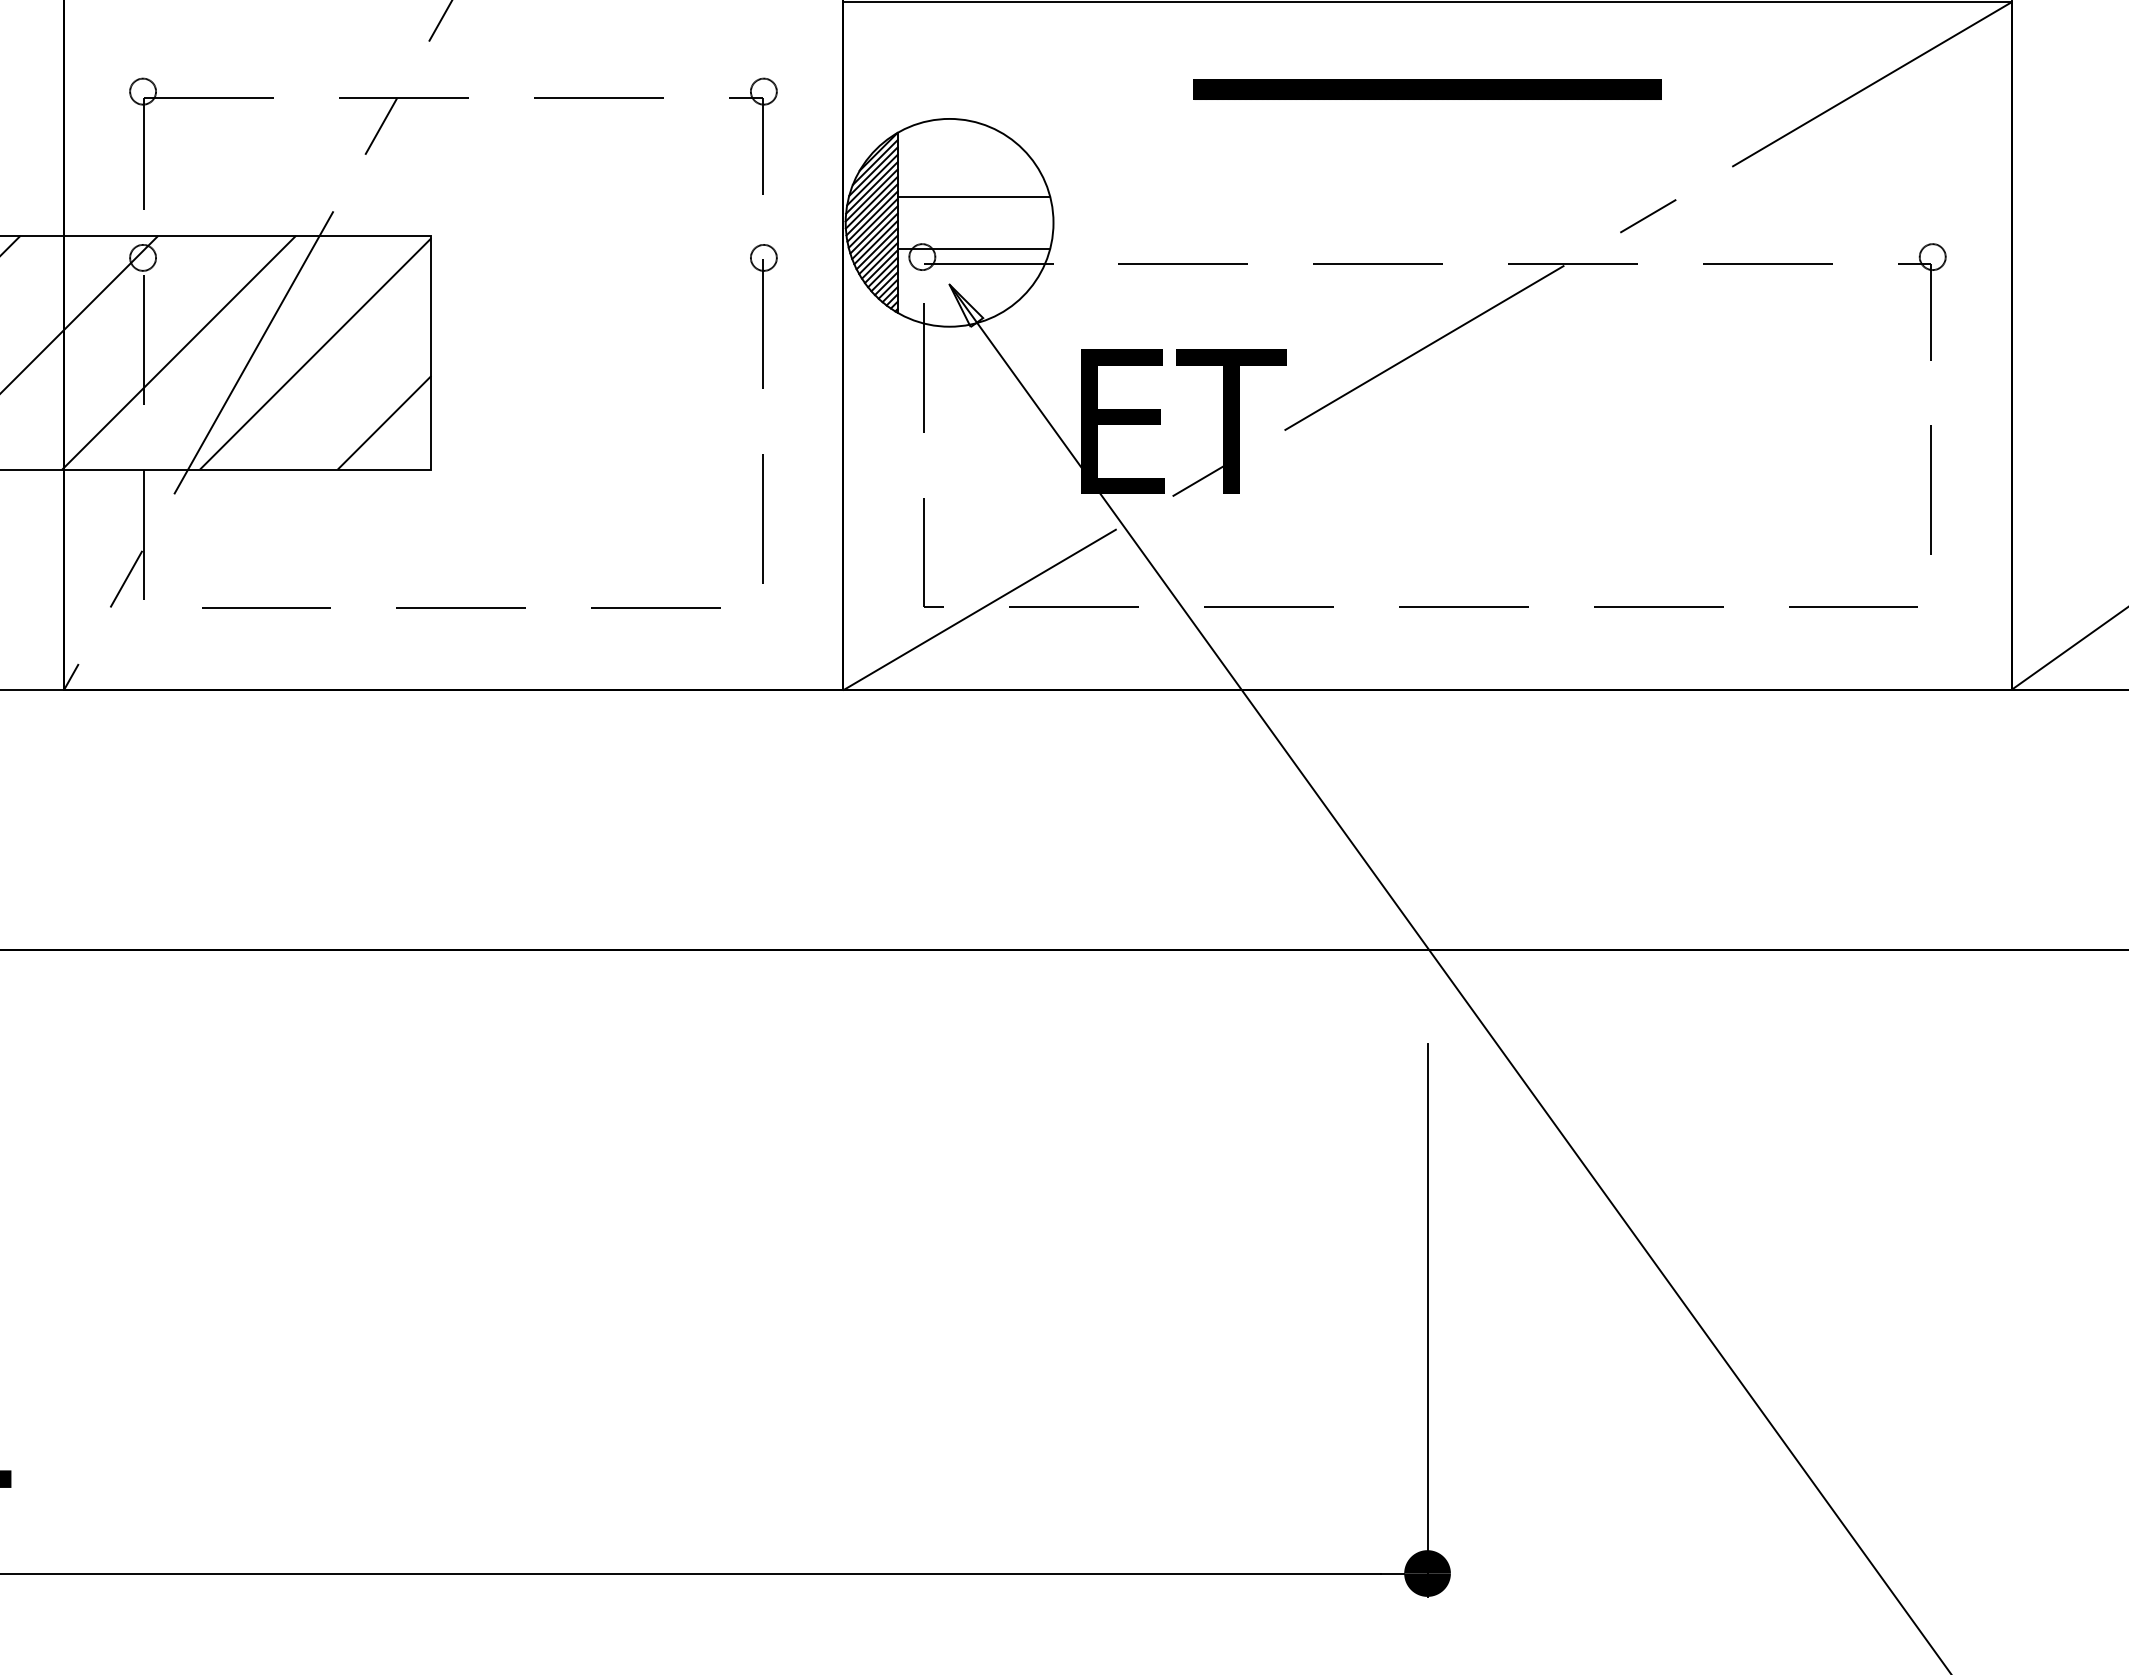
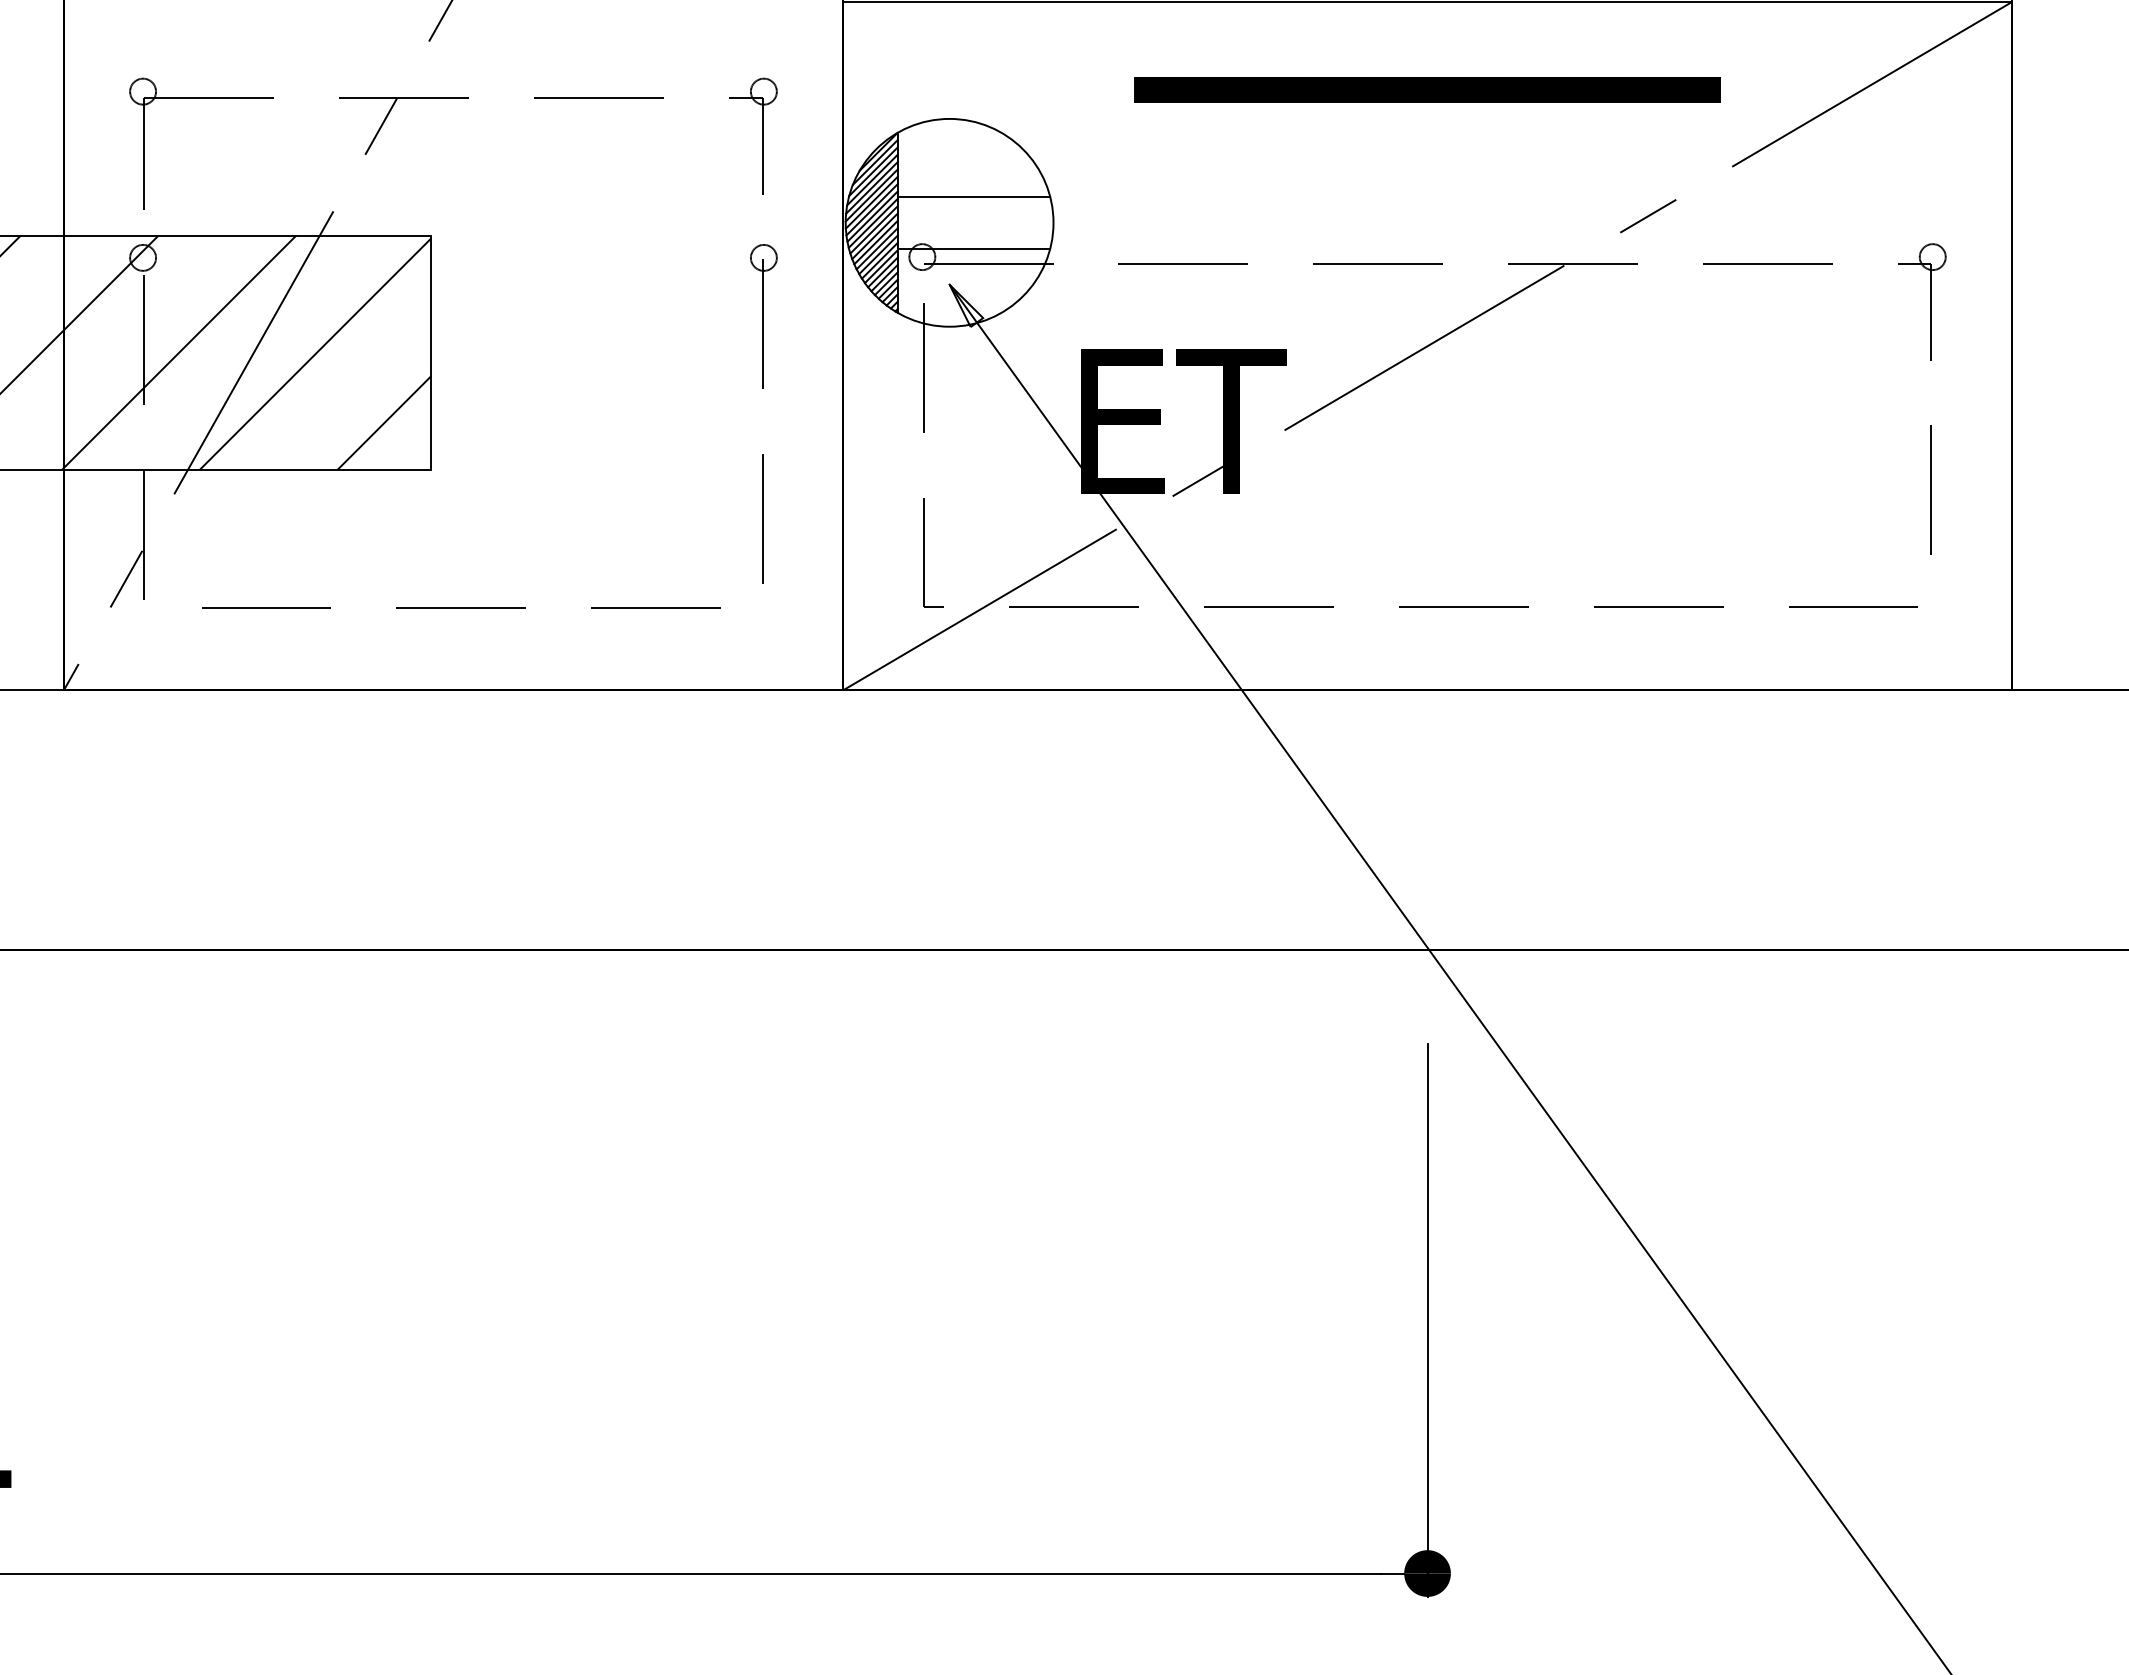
part size: 469x21 px -> 587x26 px (1427, 89)
line: present -> none (2068, 649)
